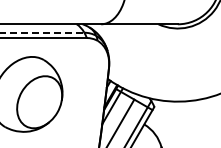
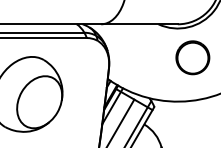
line: dashed -> solid (42, 32)
part: none -> present (192, 57)
